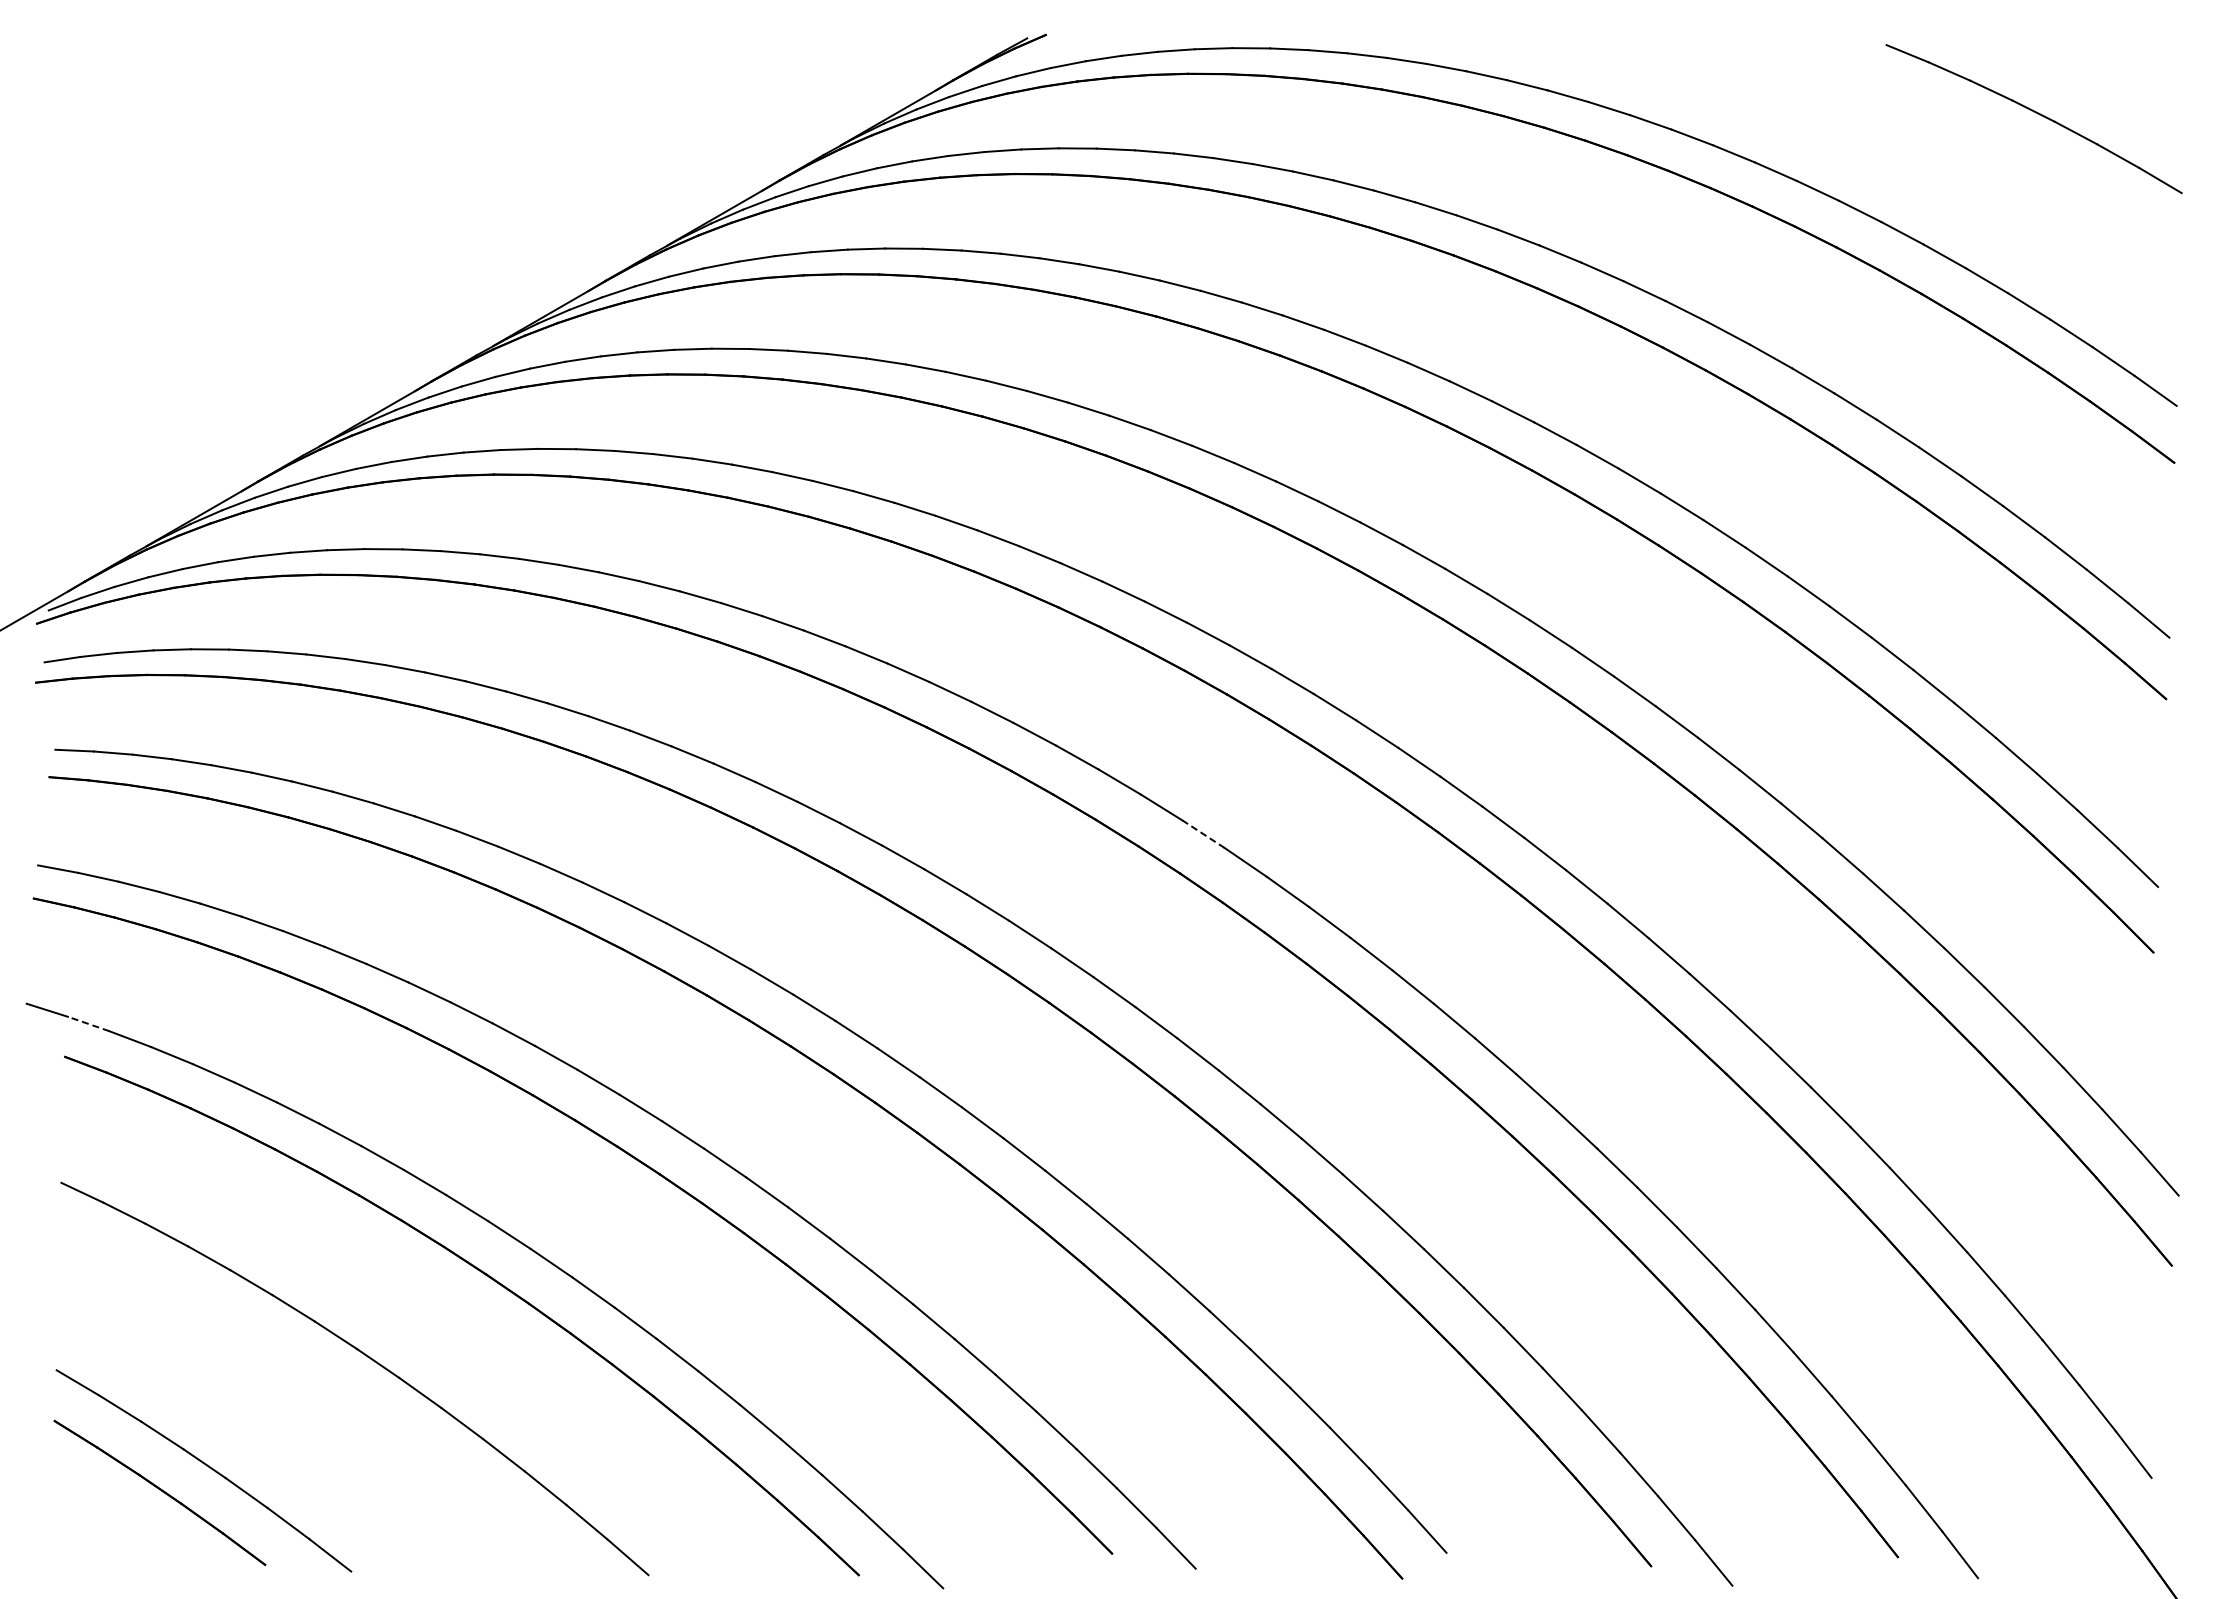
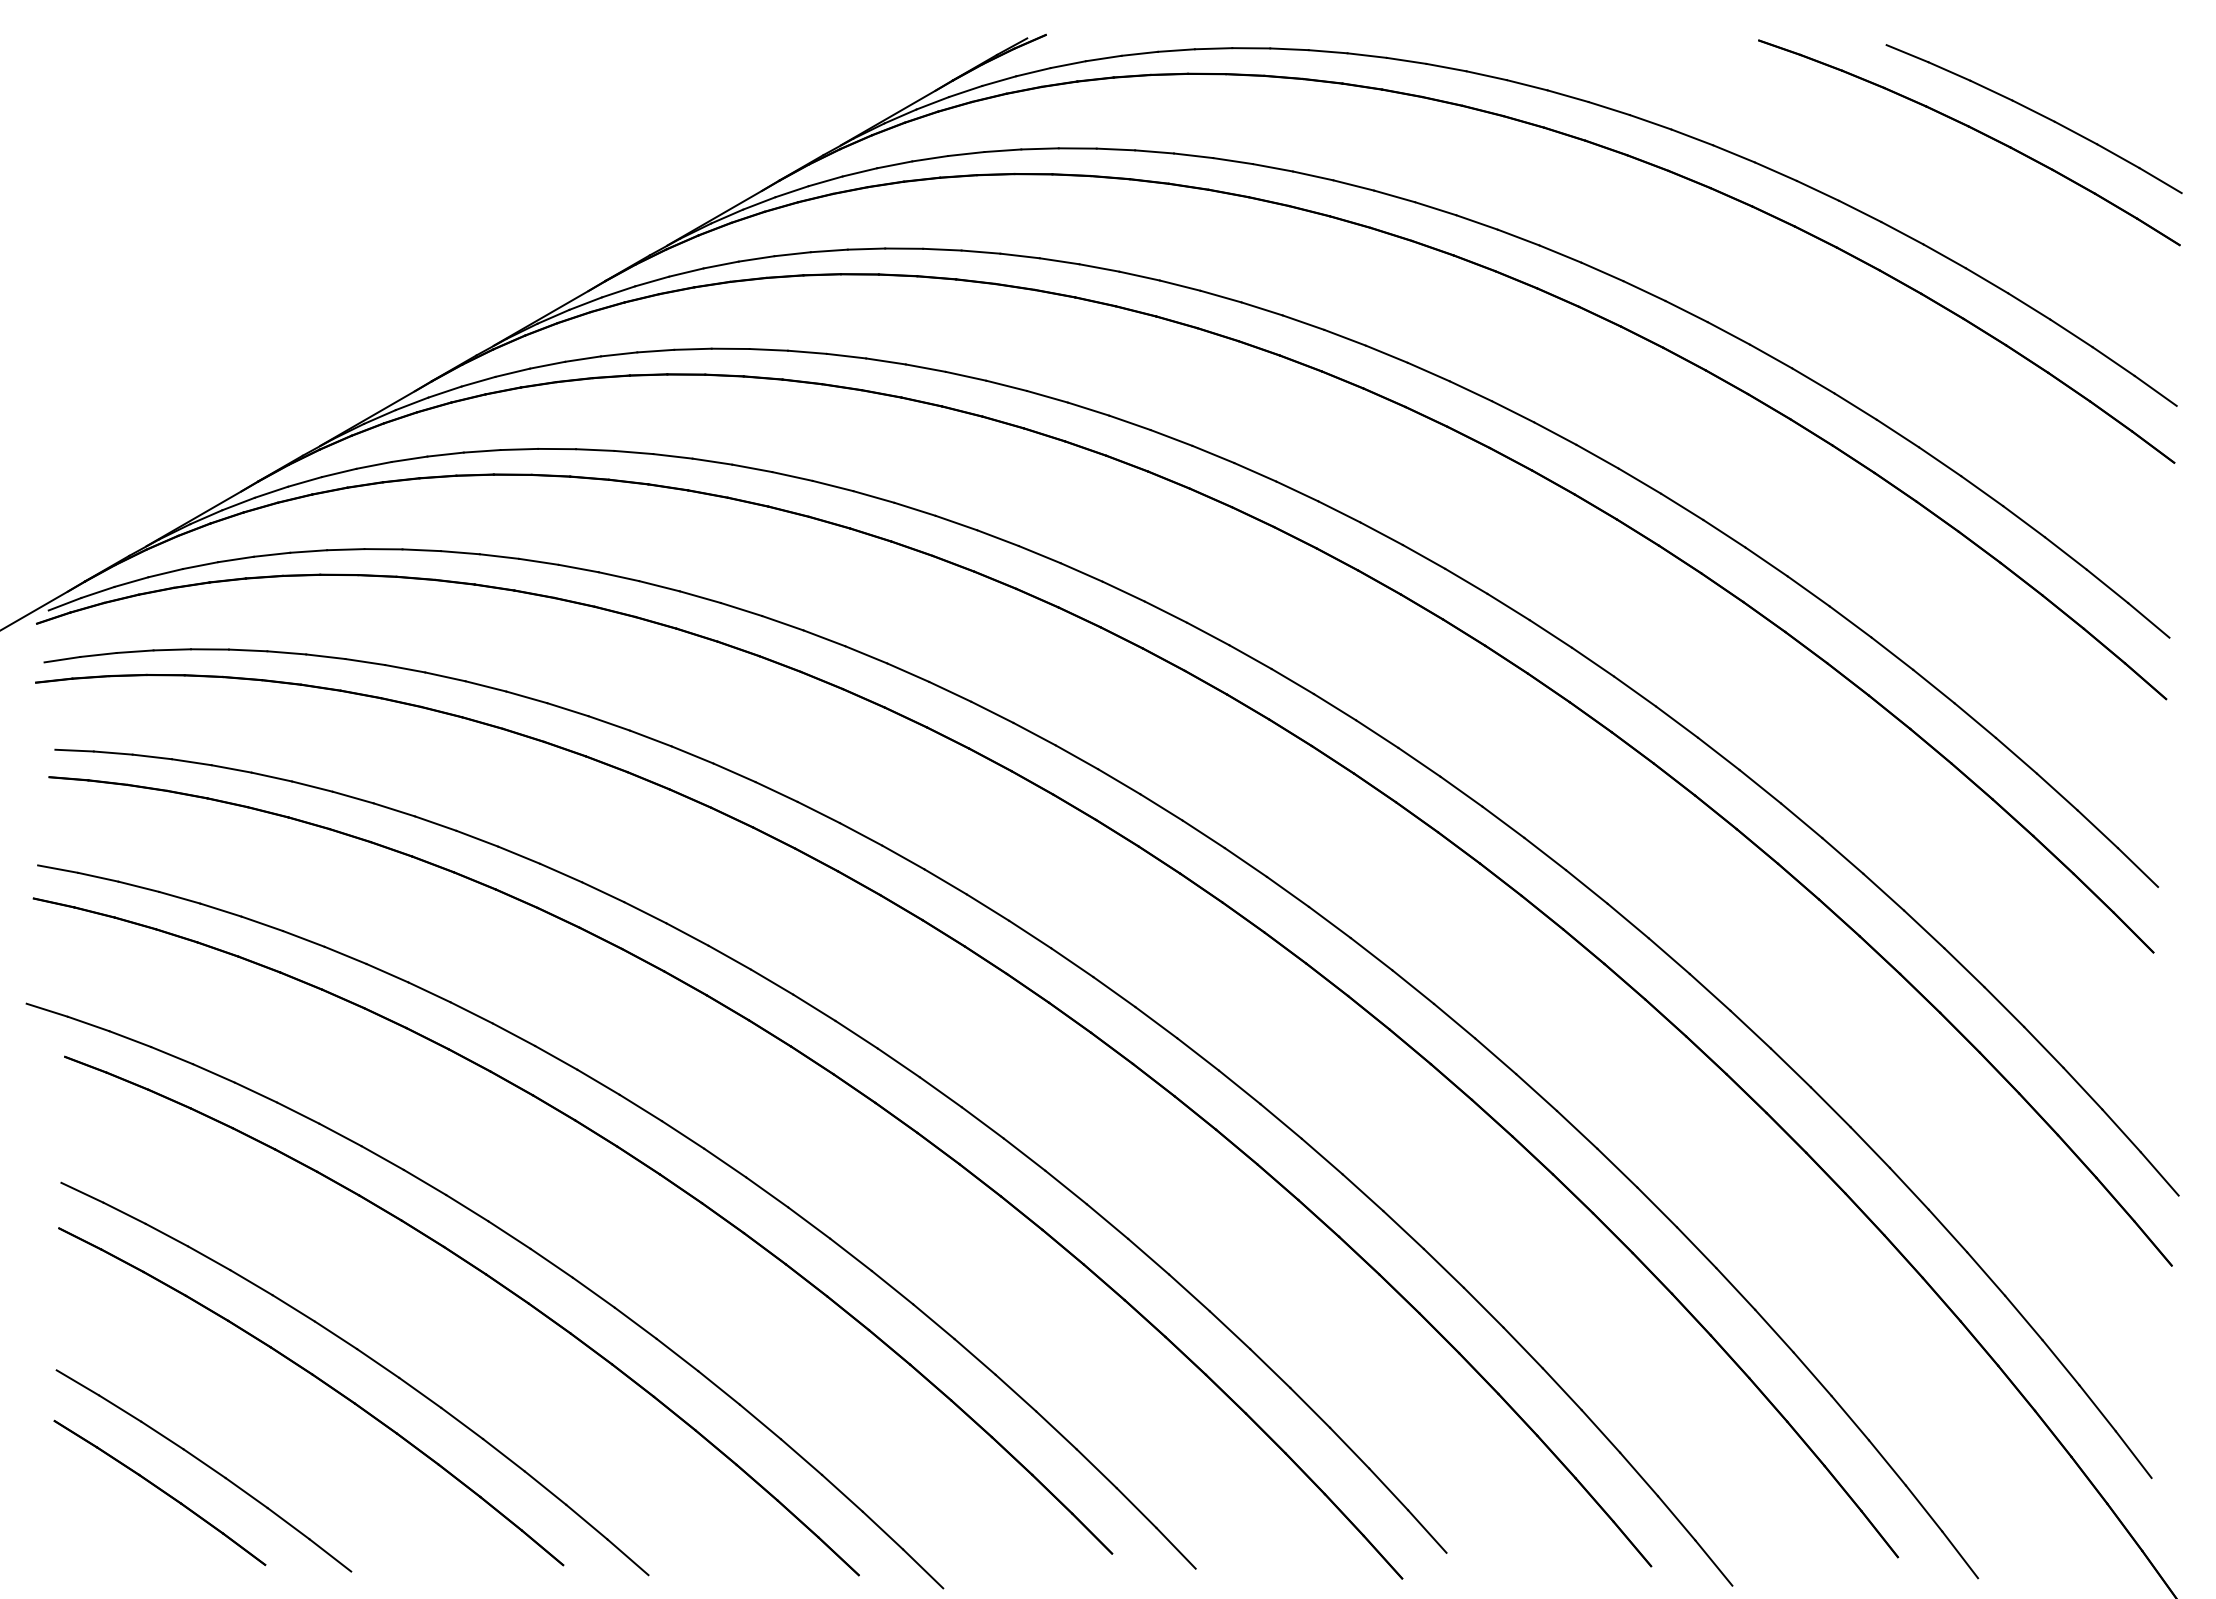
part: none -> present (1975, 131)
line: dashed -> solid (1203, 834)
line: dashed -> solid (88, 1024)
part: none -> present (320, 1381)
